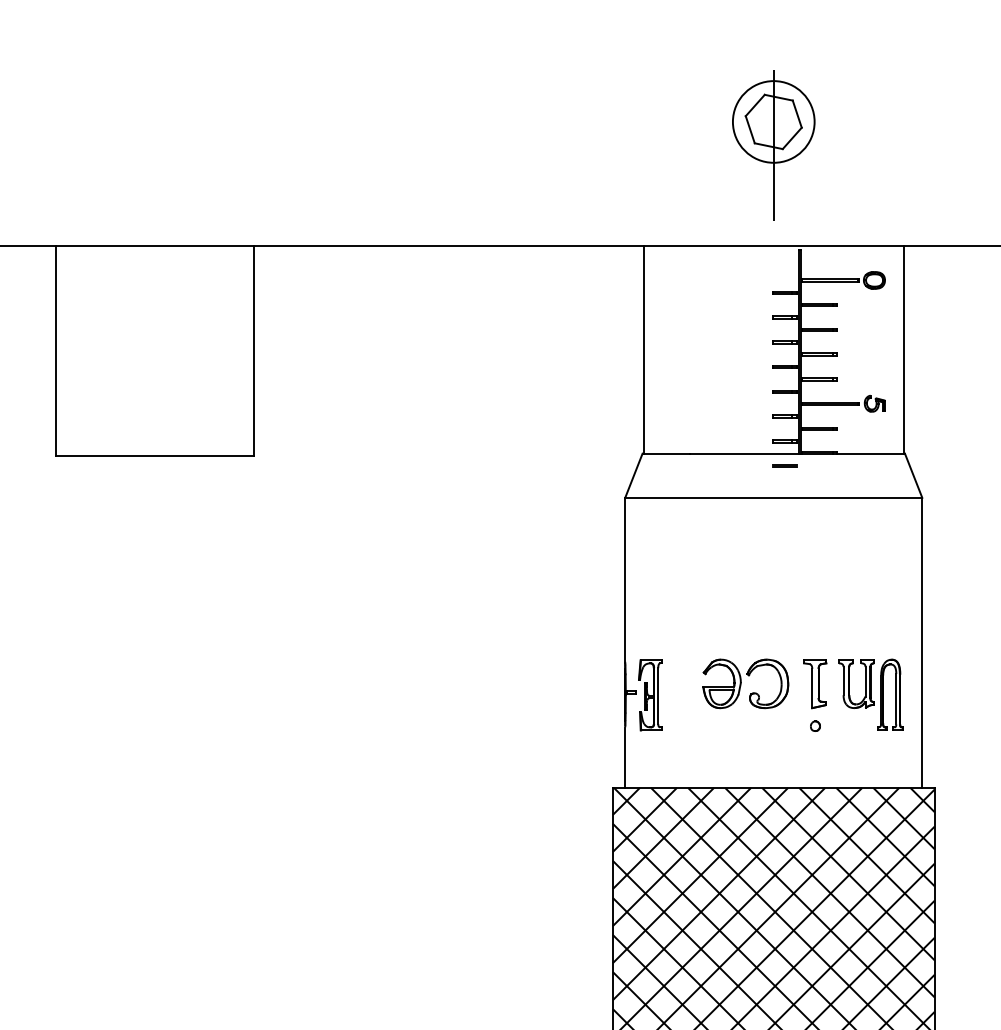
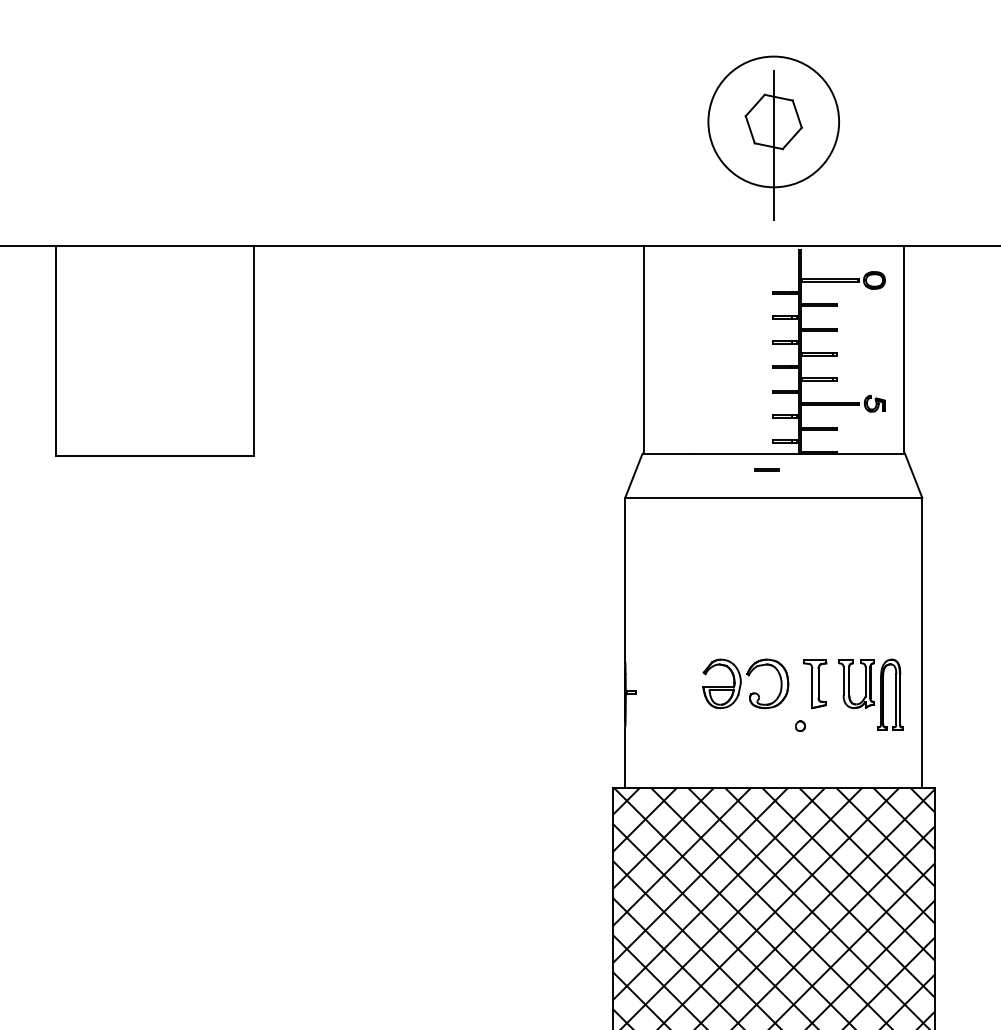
circle diameter: 82 px -> 131 px (773, 121)
line position: (784, 465) -> (766, 469) (766, 469)
part: present -> none (650, 695)
part position: (815, 725) -> (800, 725) (800, 725)
